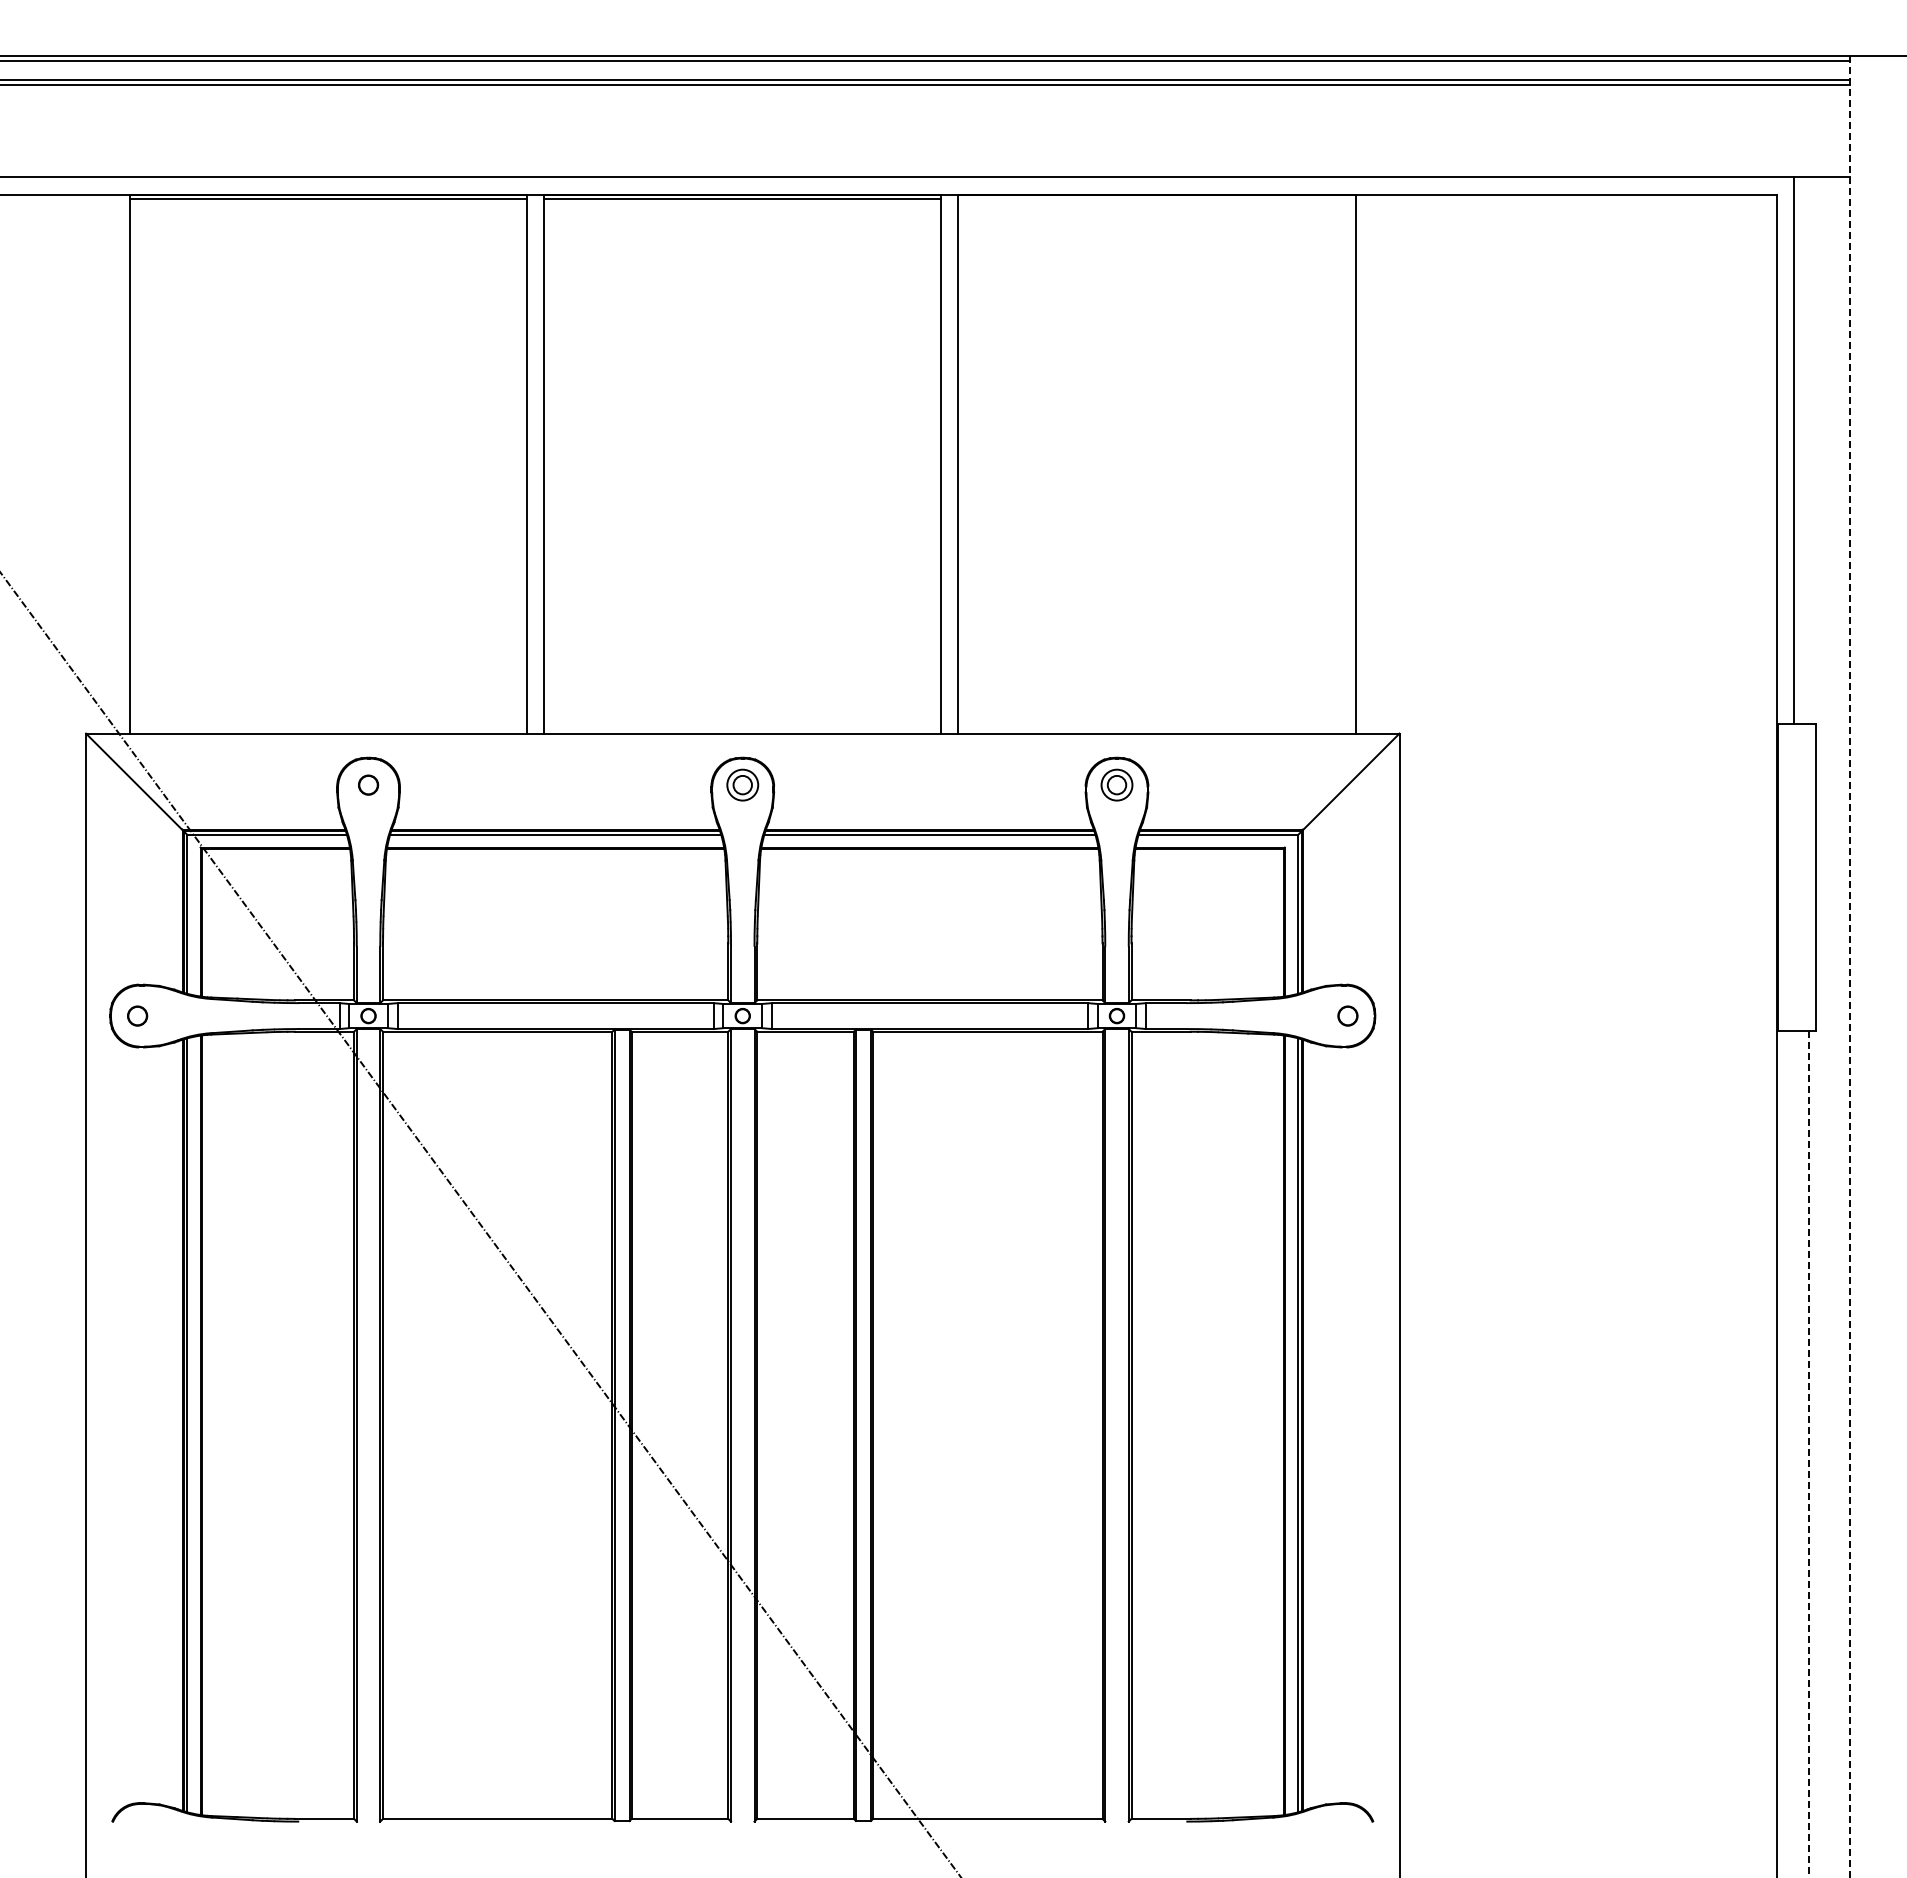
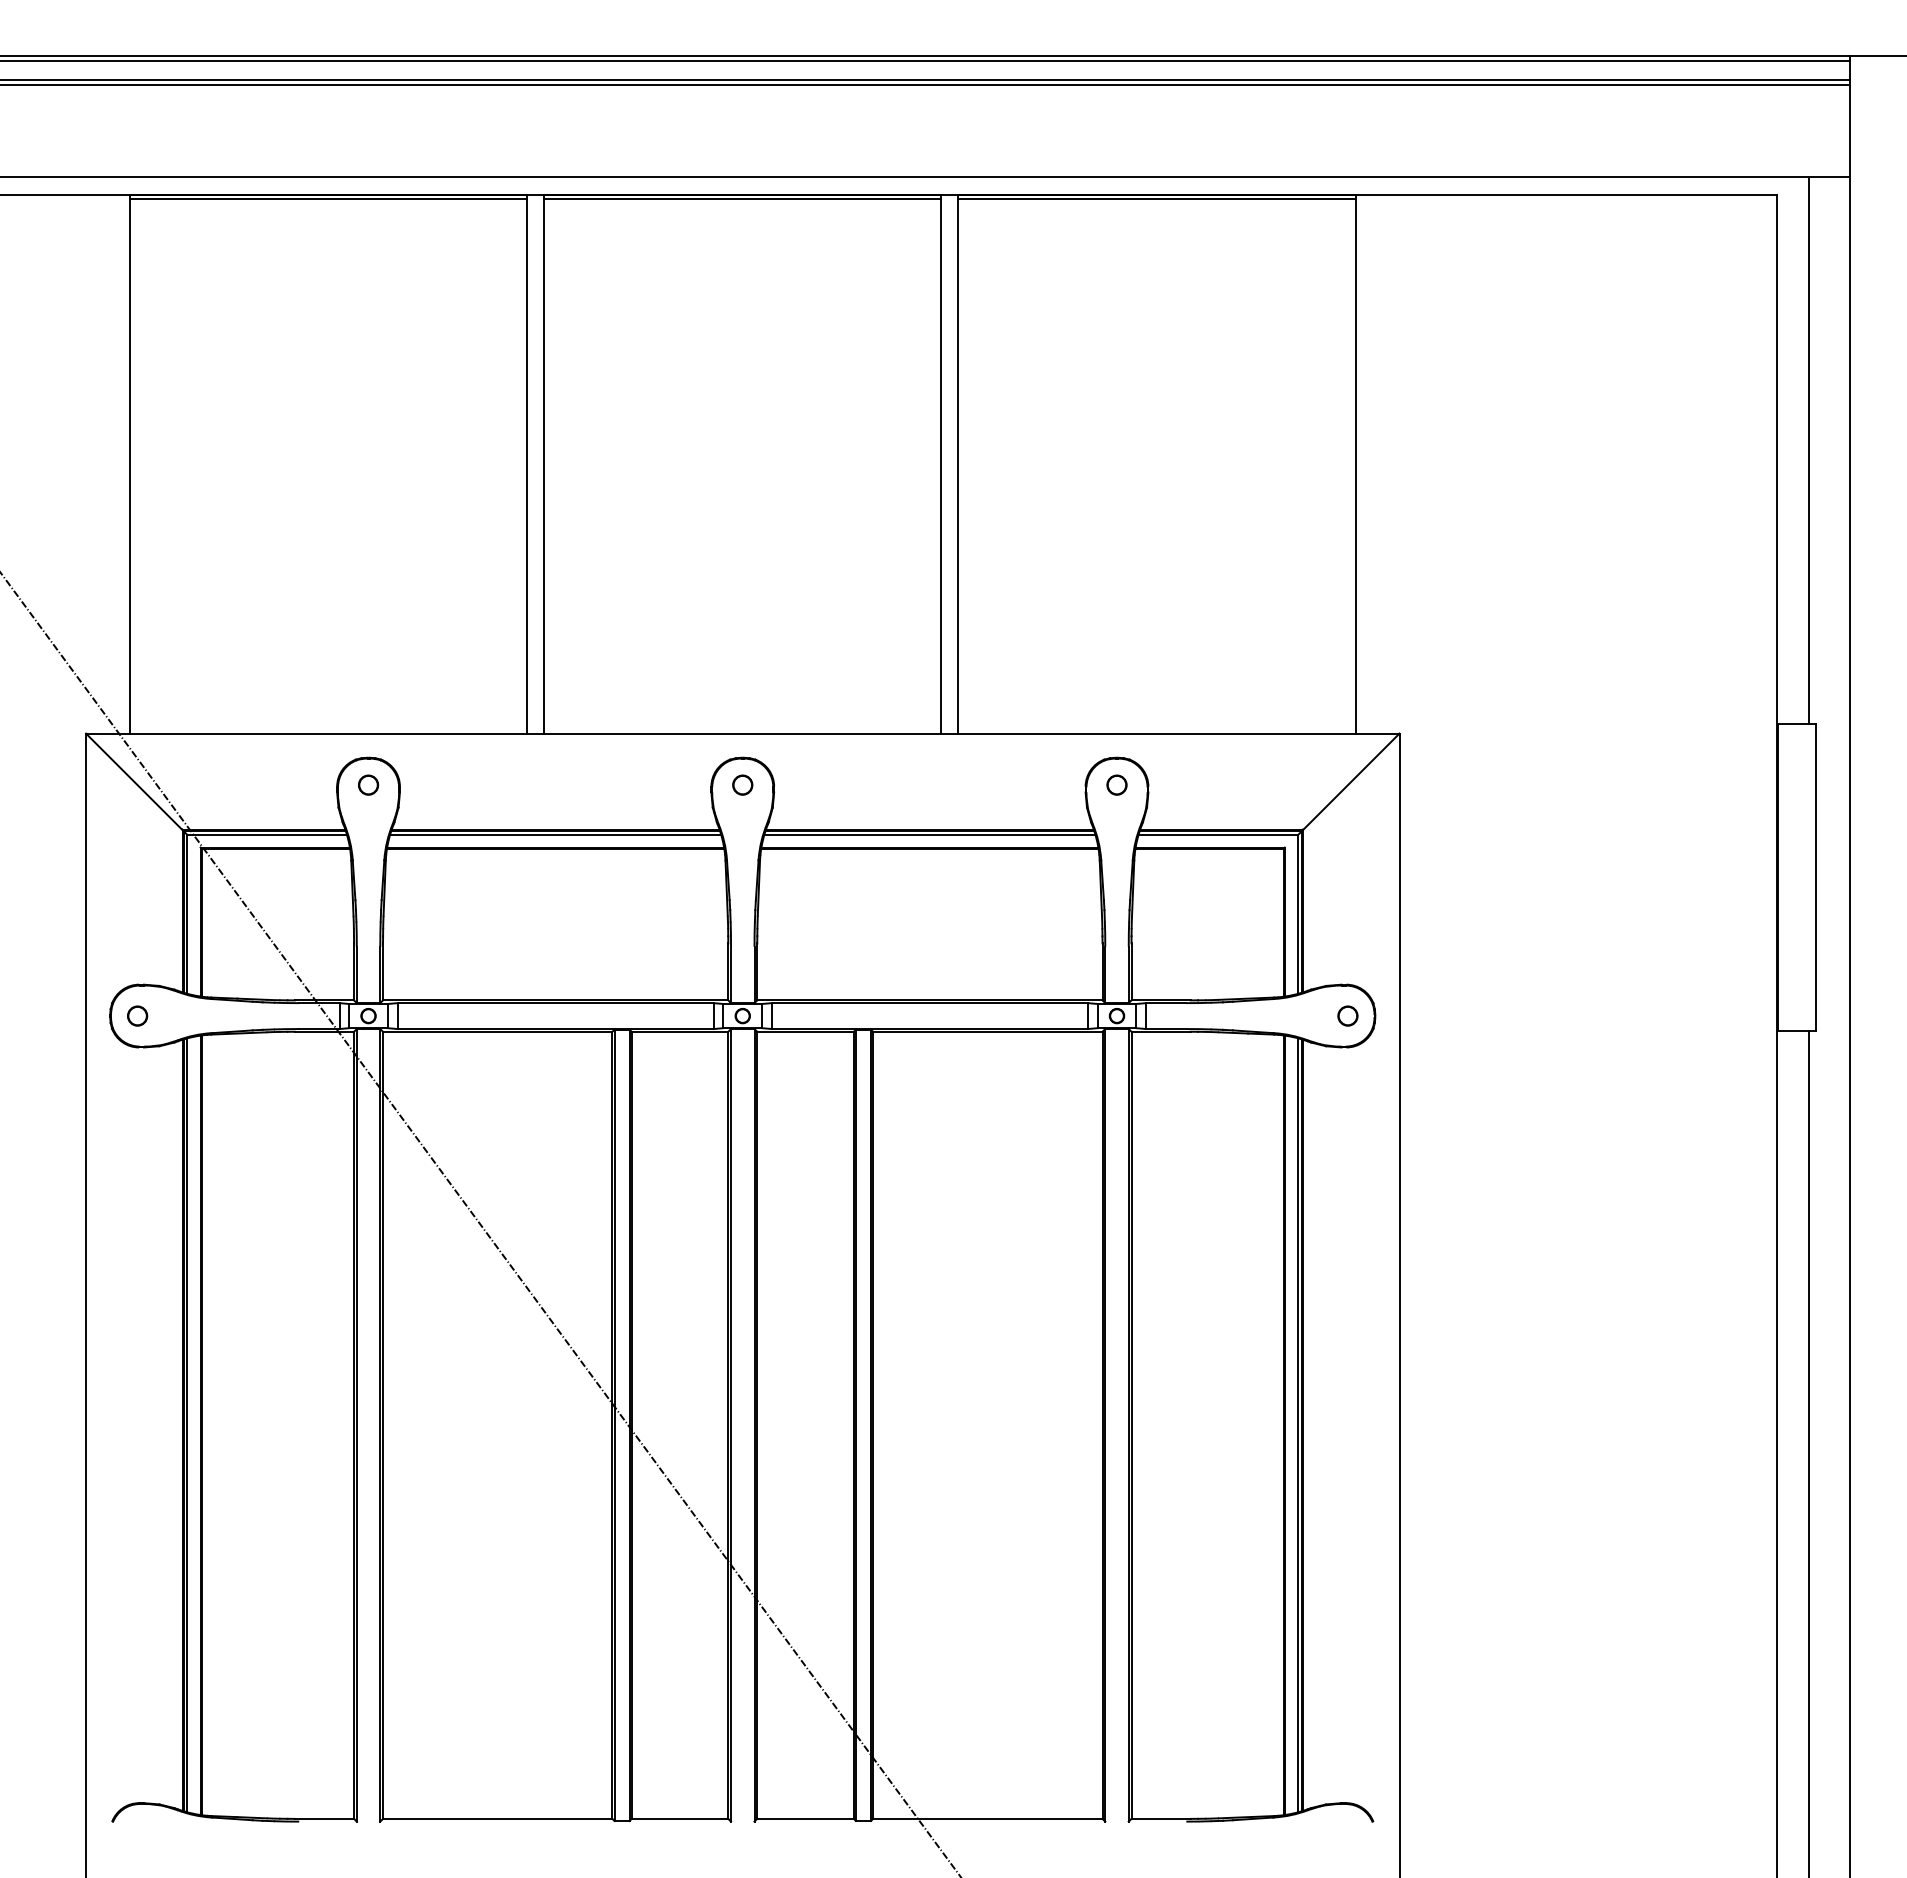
line: none -> present (1156, 198)
line position: (1793, 450) -> (1808, 450) (1808, 450)
circle diameter: 31 px -> 19 px (742, 784)
circle diameter: 31 px -> 19 px (1116, 784)
line: dashed -> solid (1849, 967)
line: dashed -> solid (1808, 1454)
